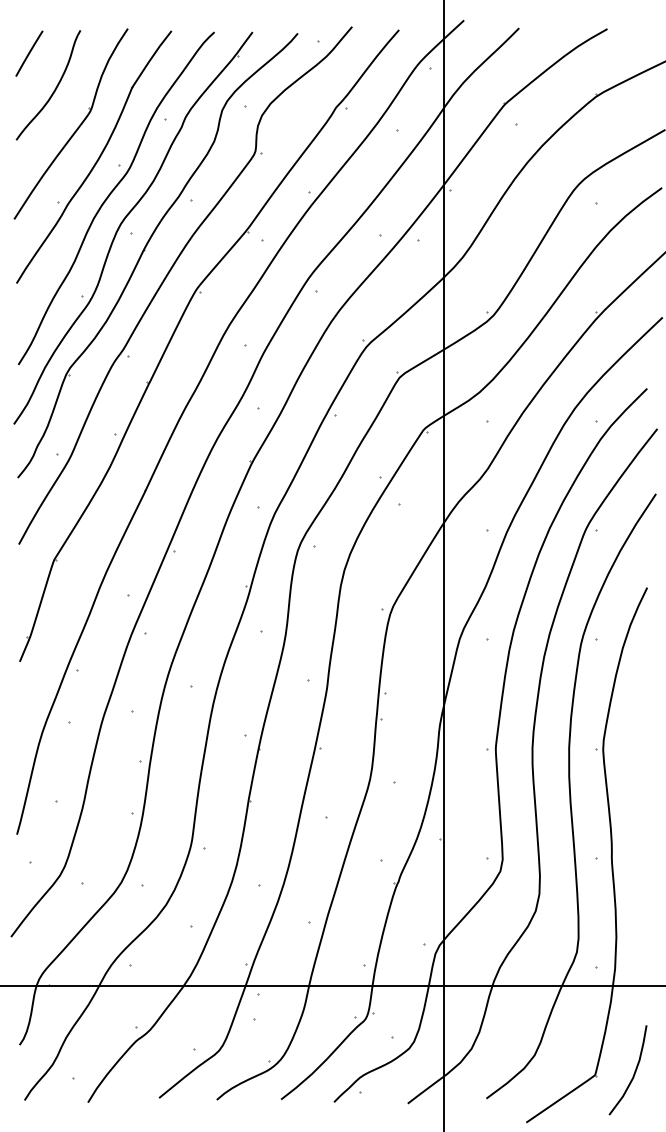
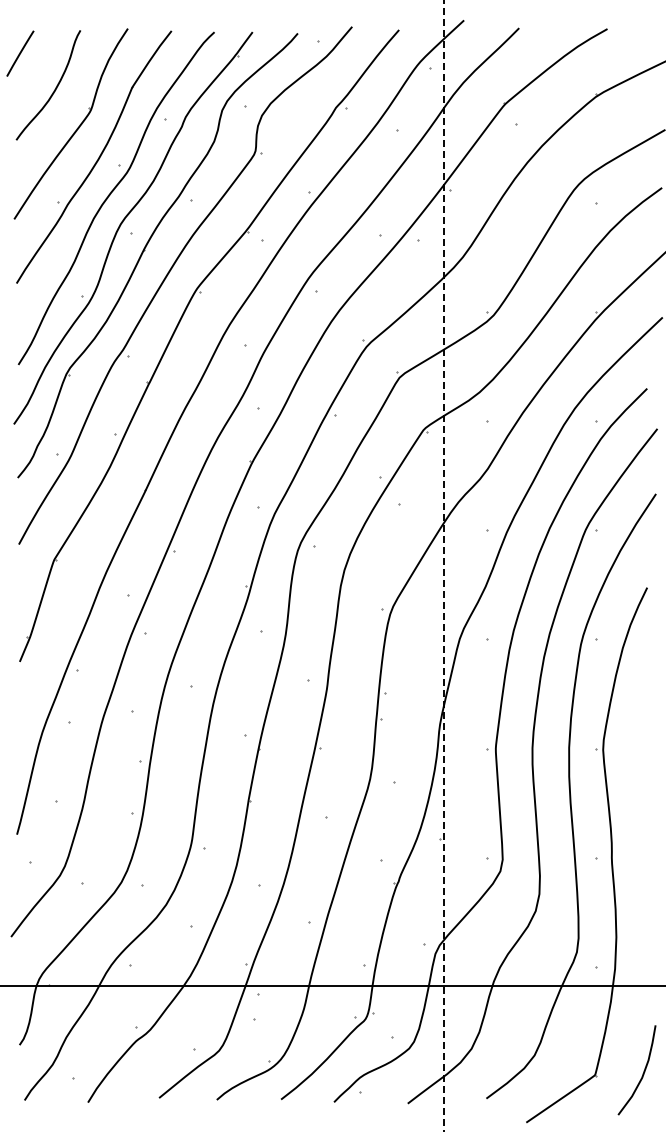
line position: (29, 53) -> (20, 53) (20, 53)
line: solid -> dashed (443, 565)
curve position: (633, 1073) -> (642, 1073) (642, 1073)
